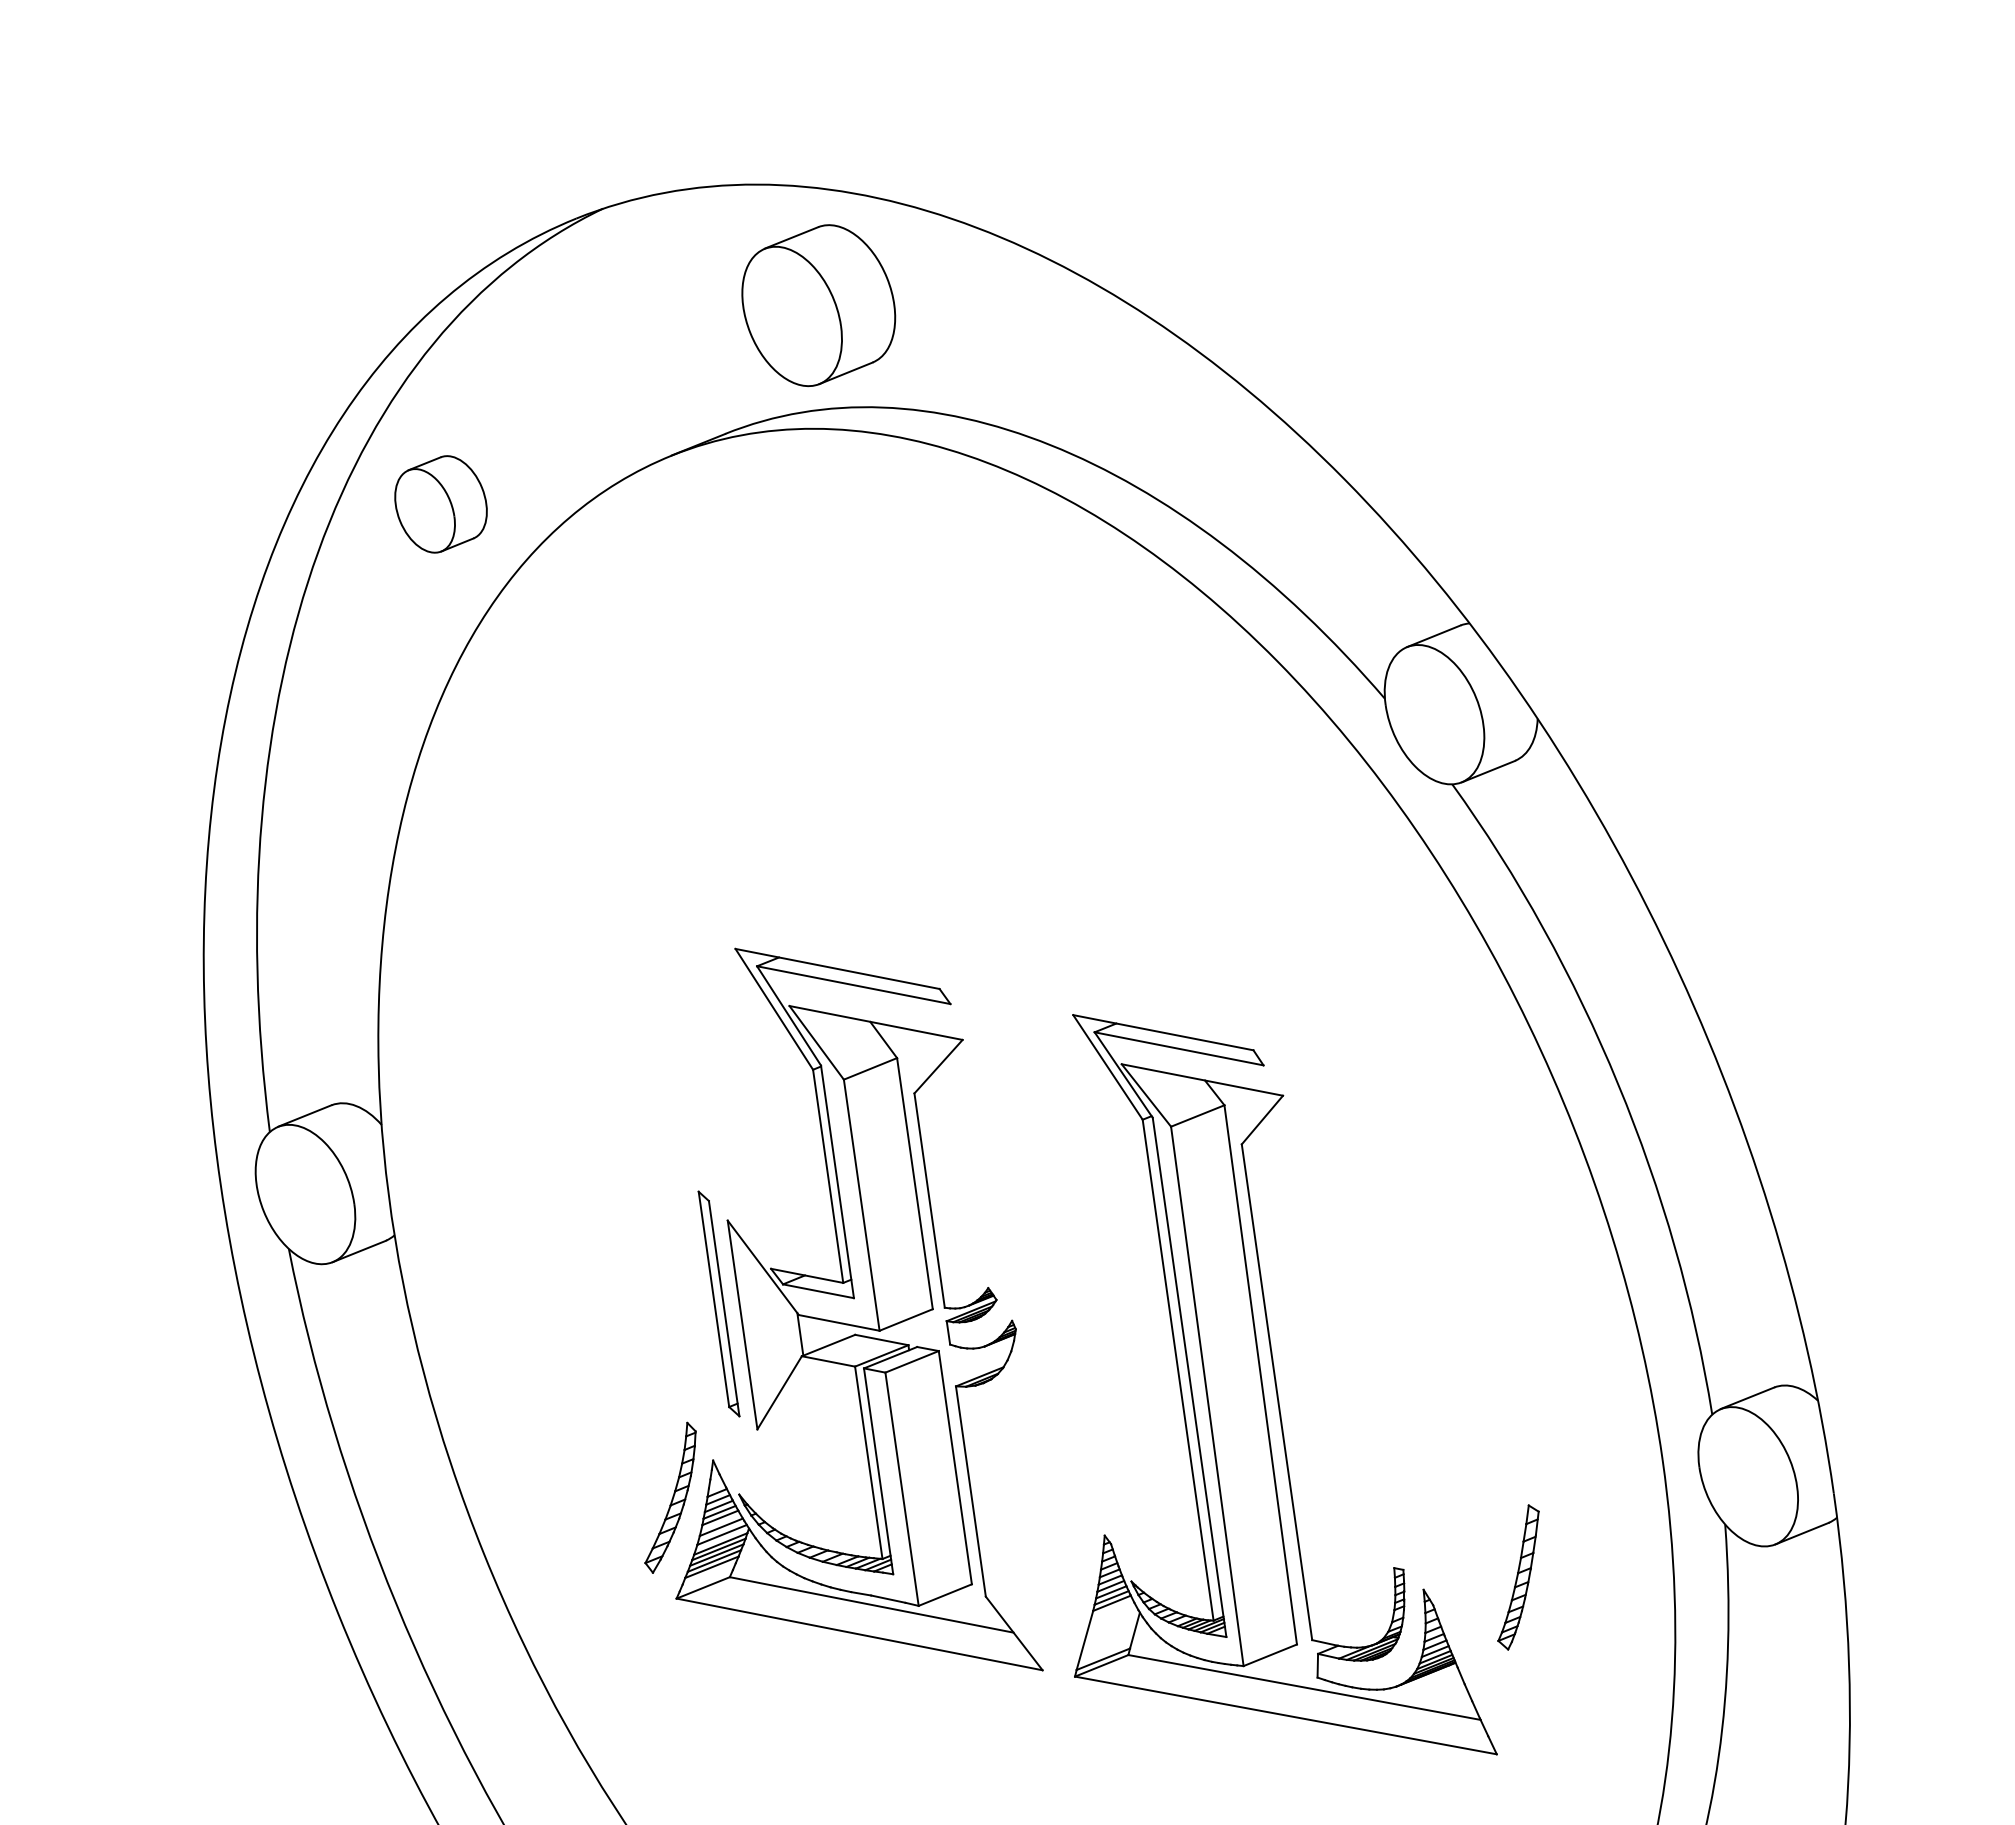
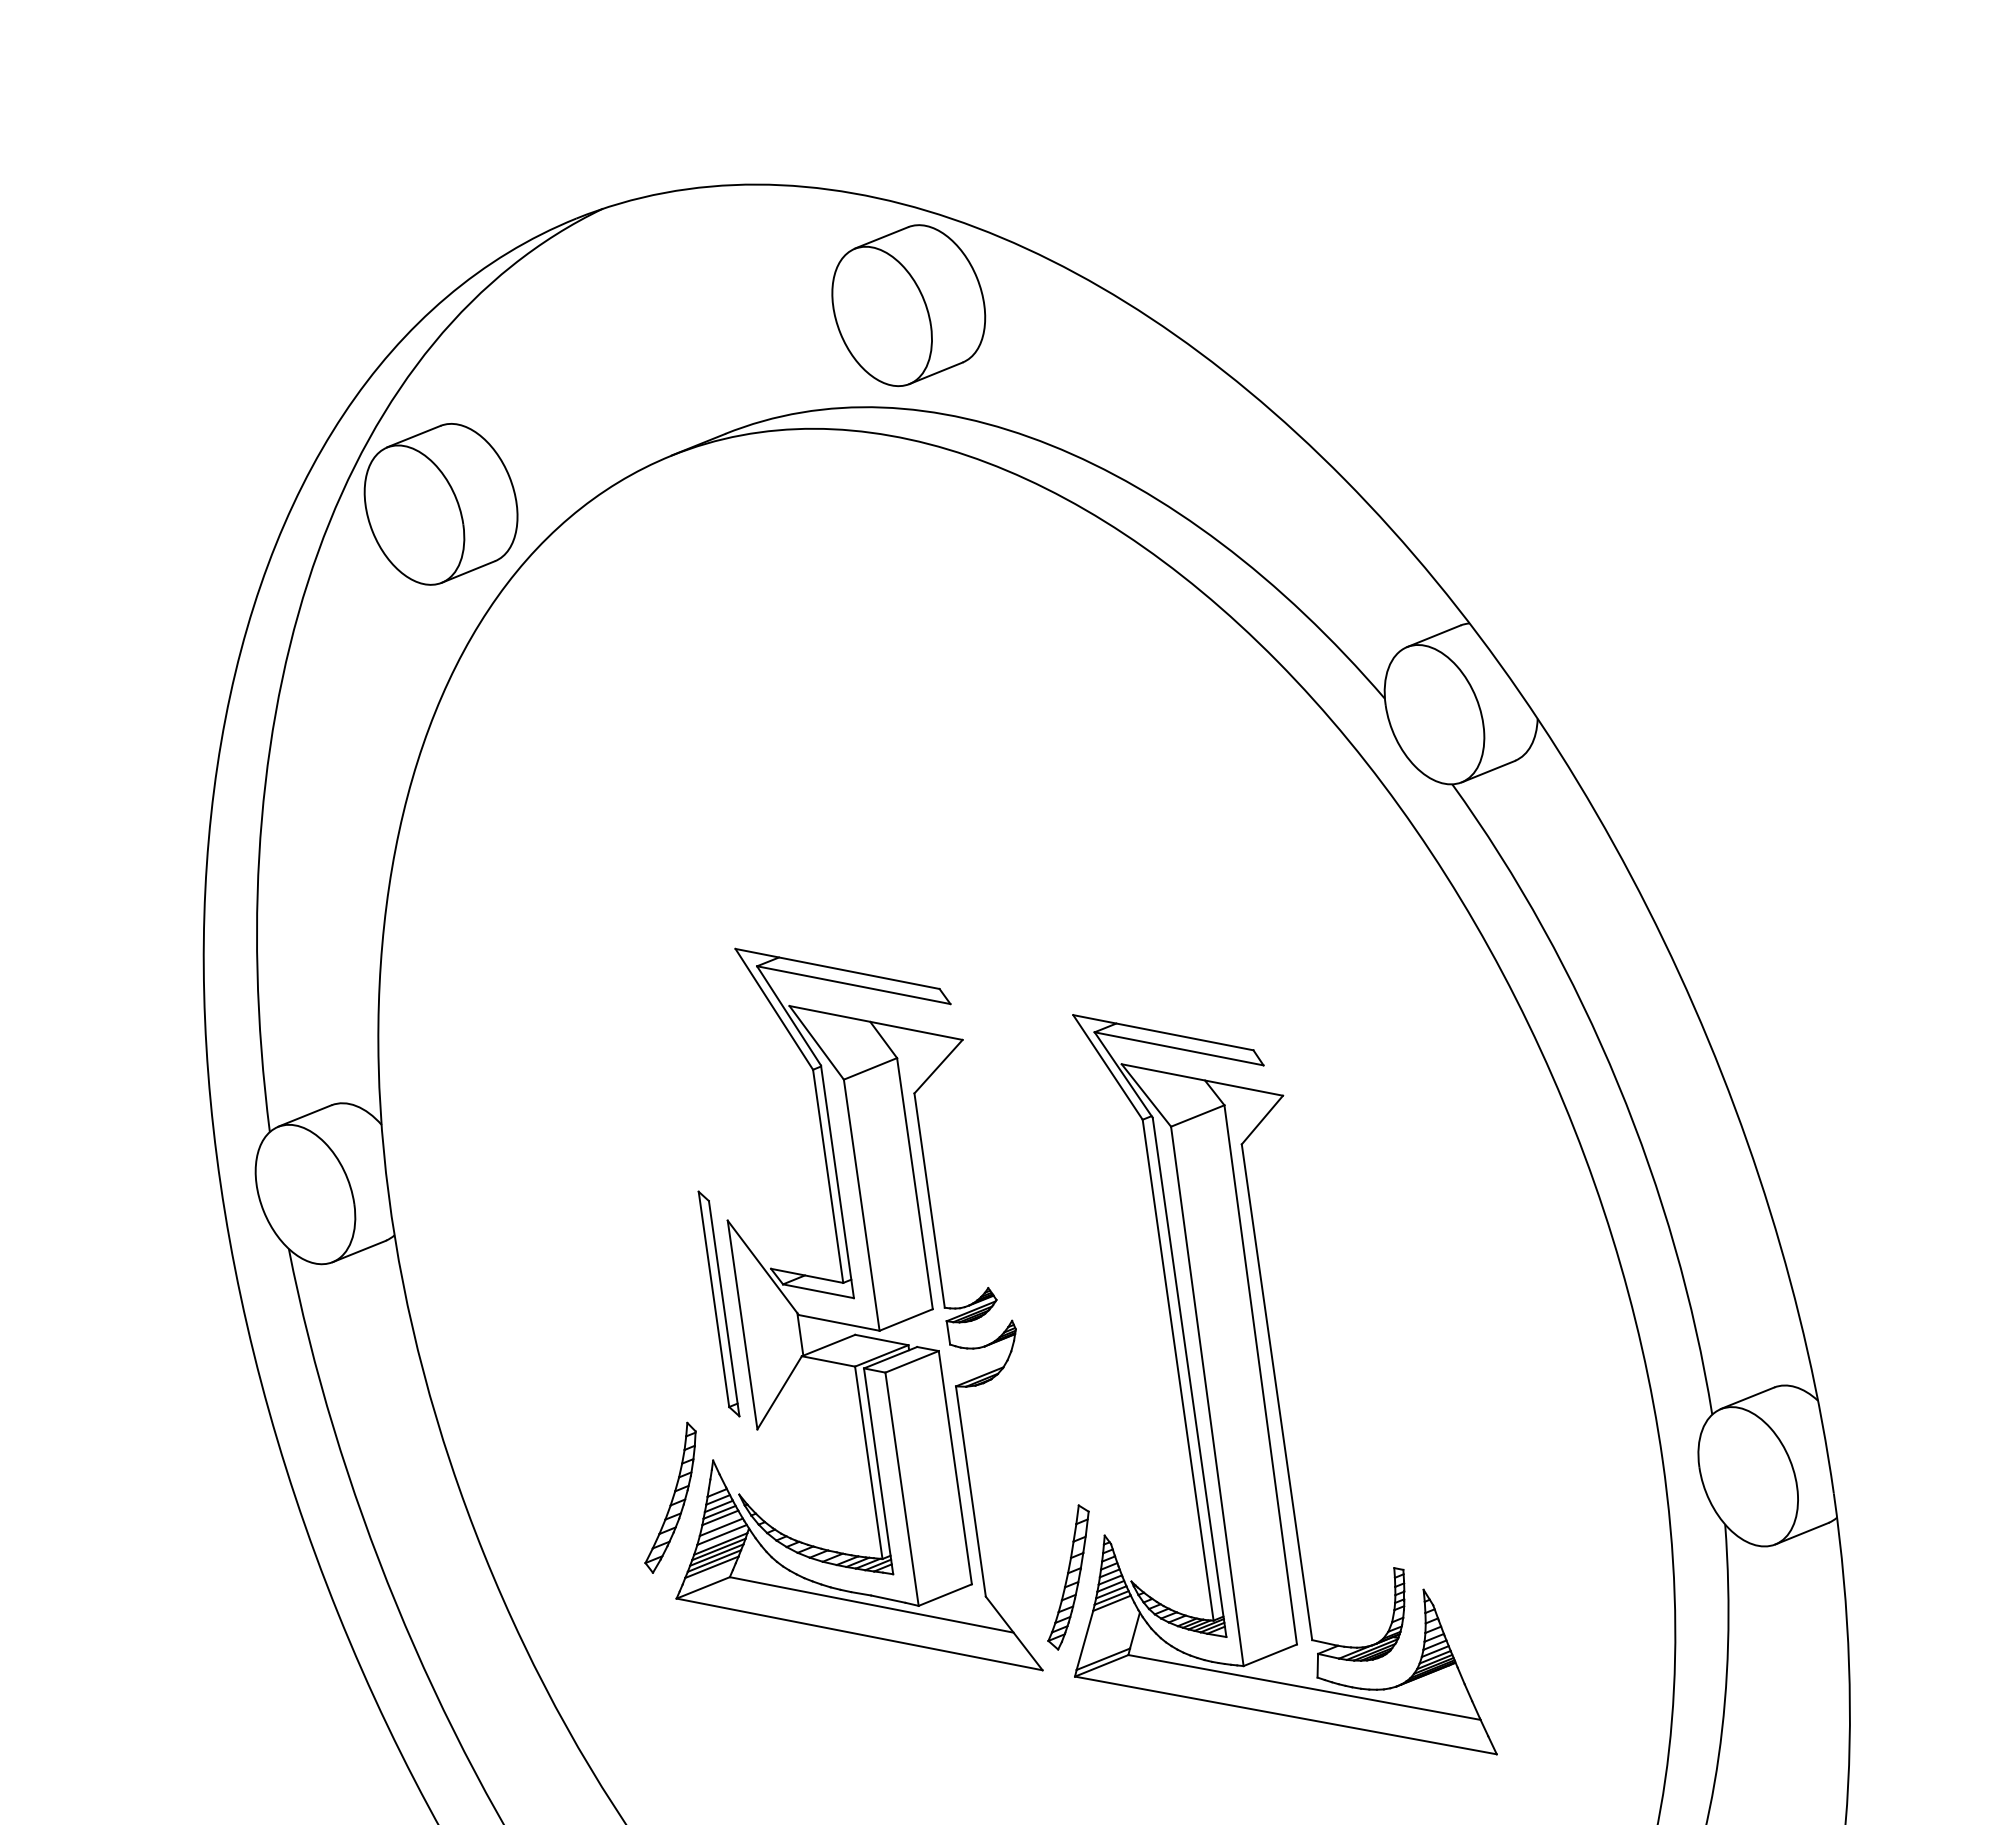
part position: (818, 305) -> (908, 305) (908, 305)
part size: 94x99 px -> 156x163 px (440, 504)
part position: (1518, 1577) -> (1068, 1577) (1068, 1577)
